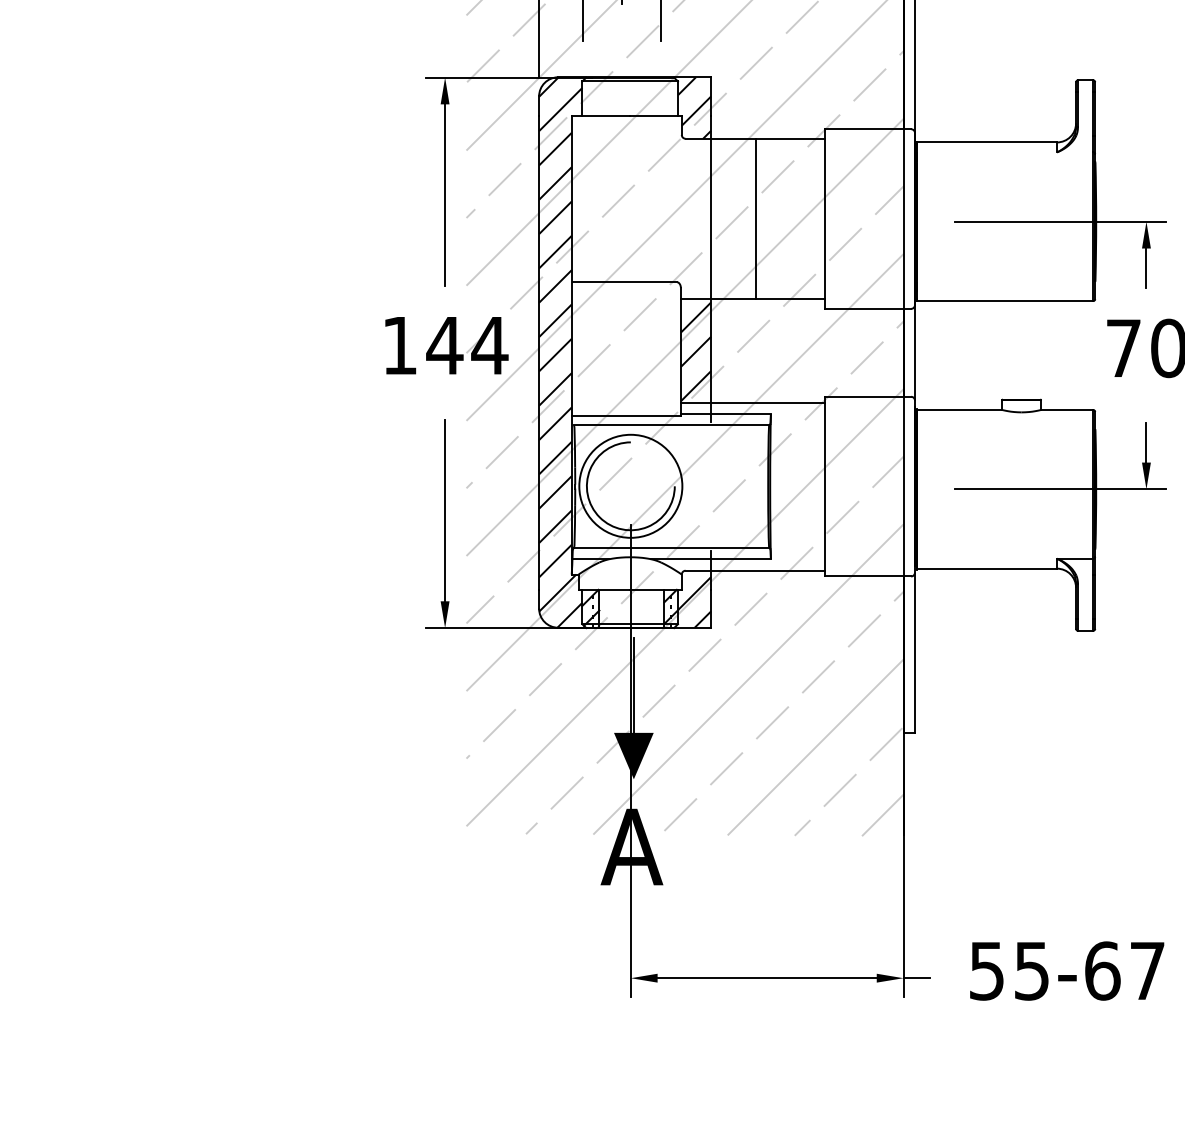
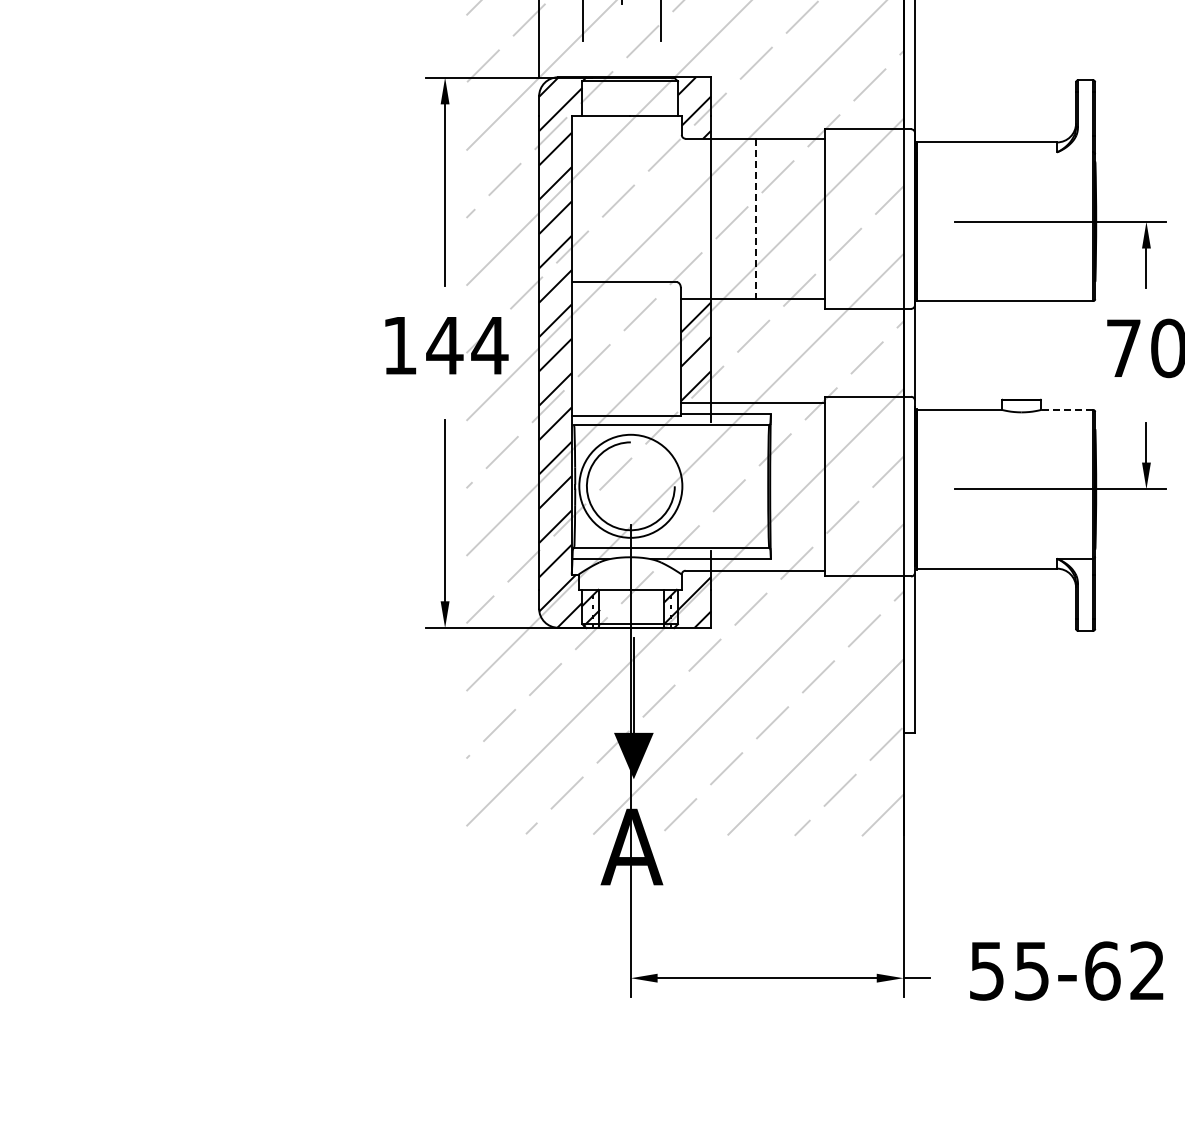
line: solid -> dashed (756, 219)
line: solid -> dashed (1066, 410)
text: 55-67 -> 55-62 (1147, 970)
